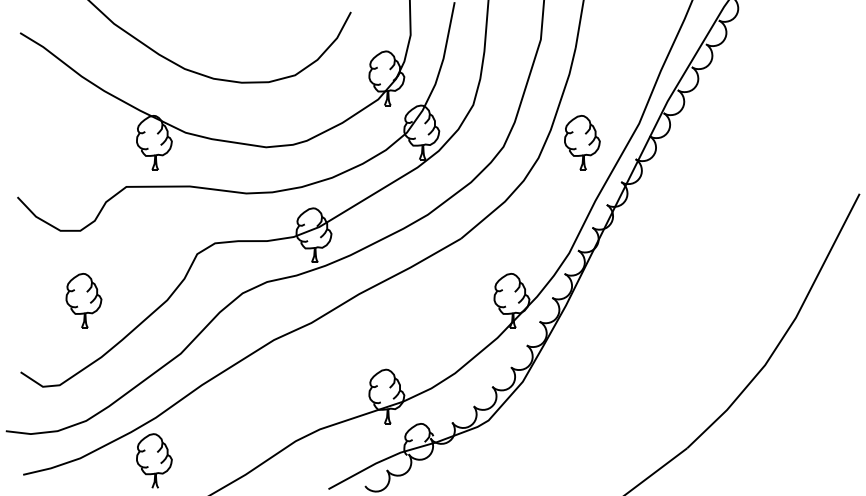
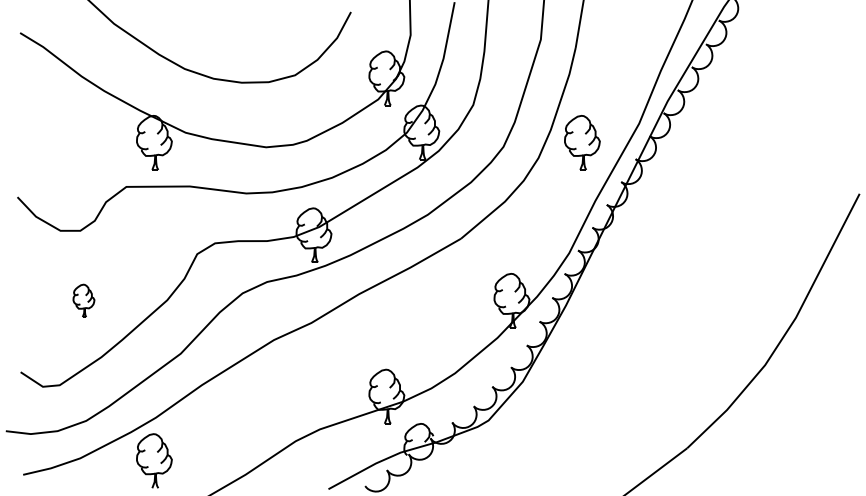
part size: 38x56 px -> 24x35 px (83, 300)
